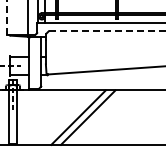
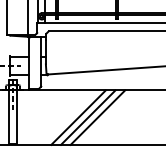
line: dashed -> solid (6, 17)
line: dashed -> solid (107, 31)
line: none -> present (97, 117)
